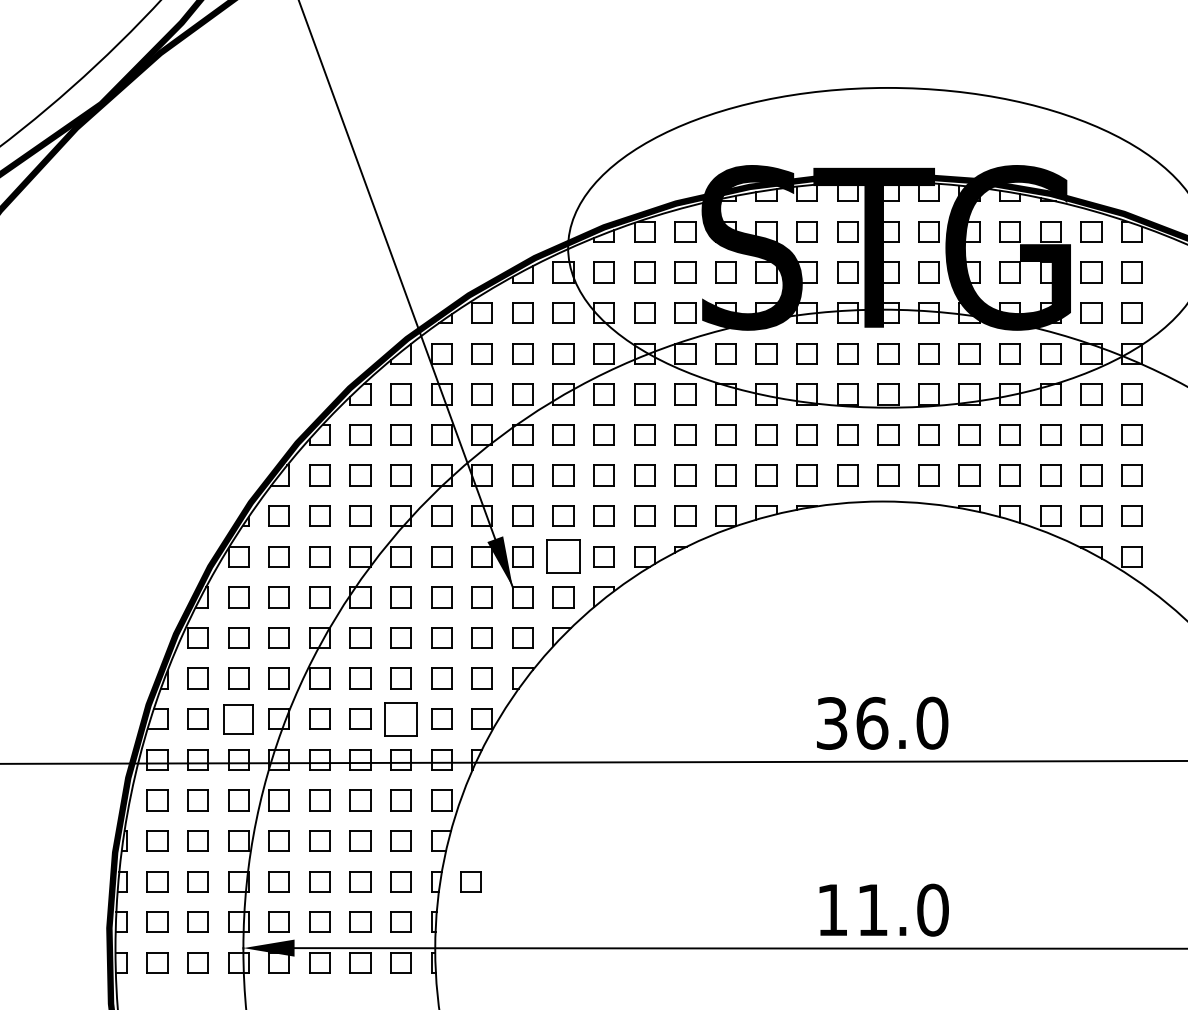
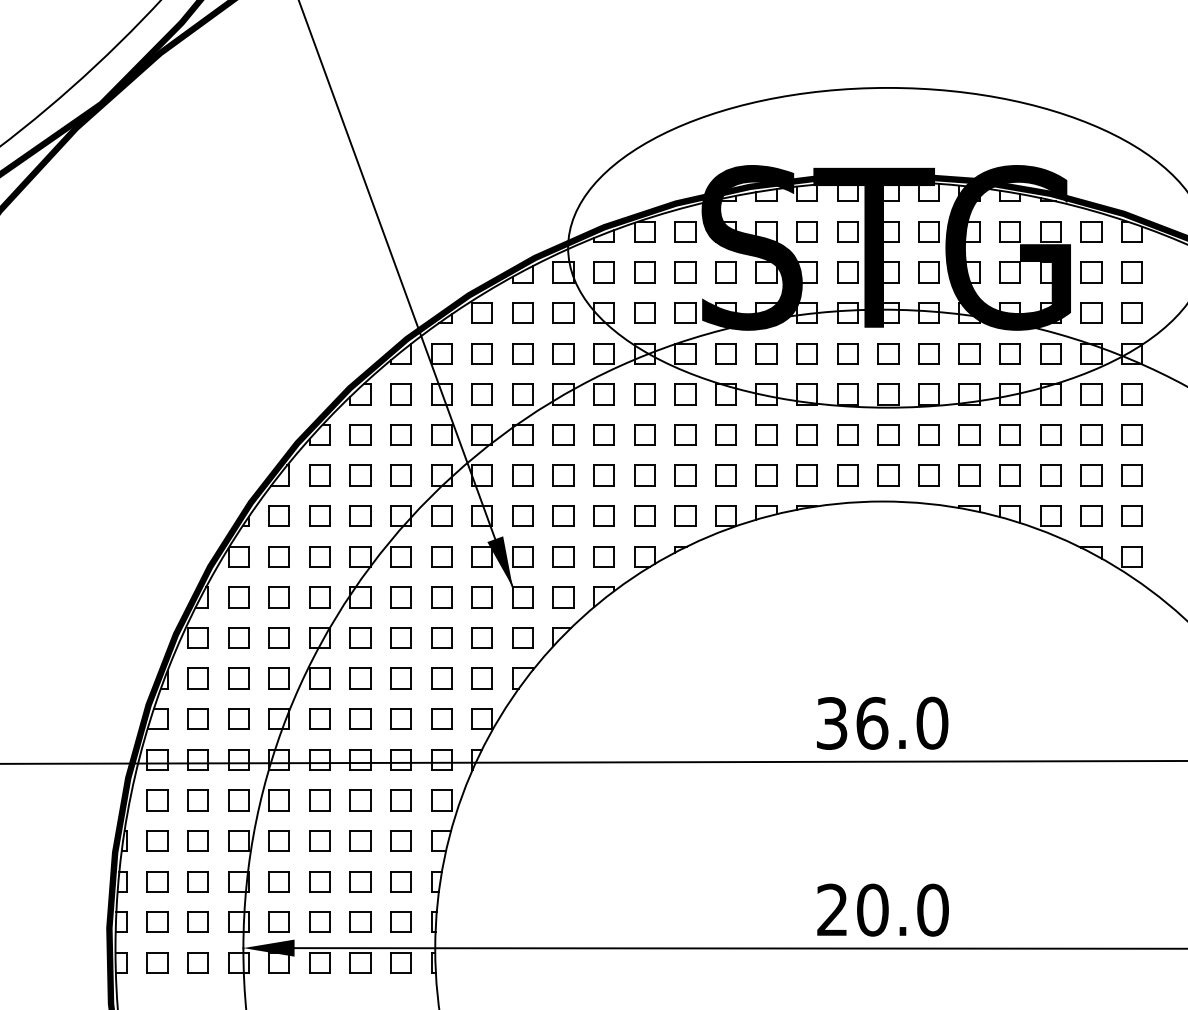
part size: 35x35 px -> 23x22 px (563, 556)
part size: 31x31 px -> 22x22 px (238, 718)
part size: 34x35 px -> 22x22 px (400, 718)
part: present -> none (470, 881)
text: 11.0 -> 20.0 (852, 909)
